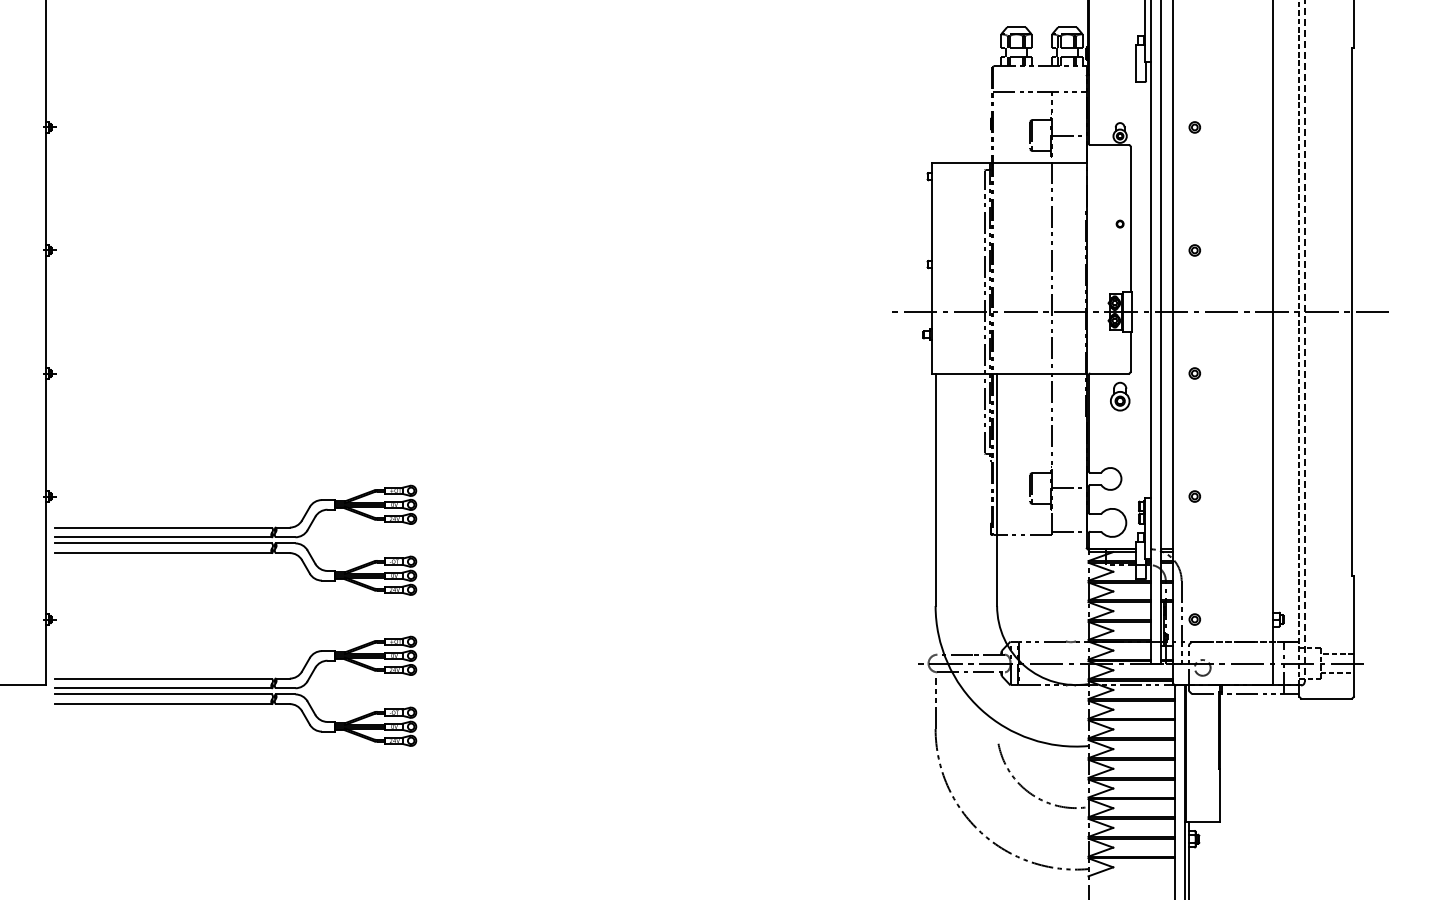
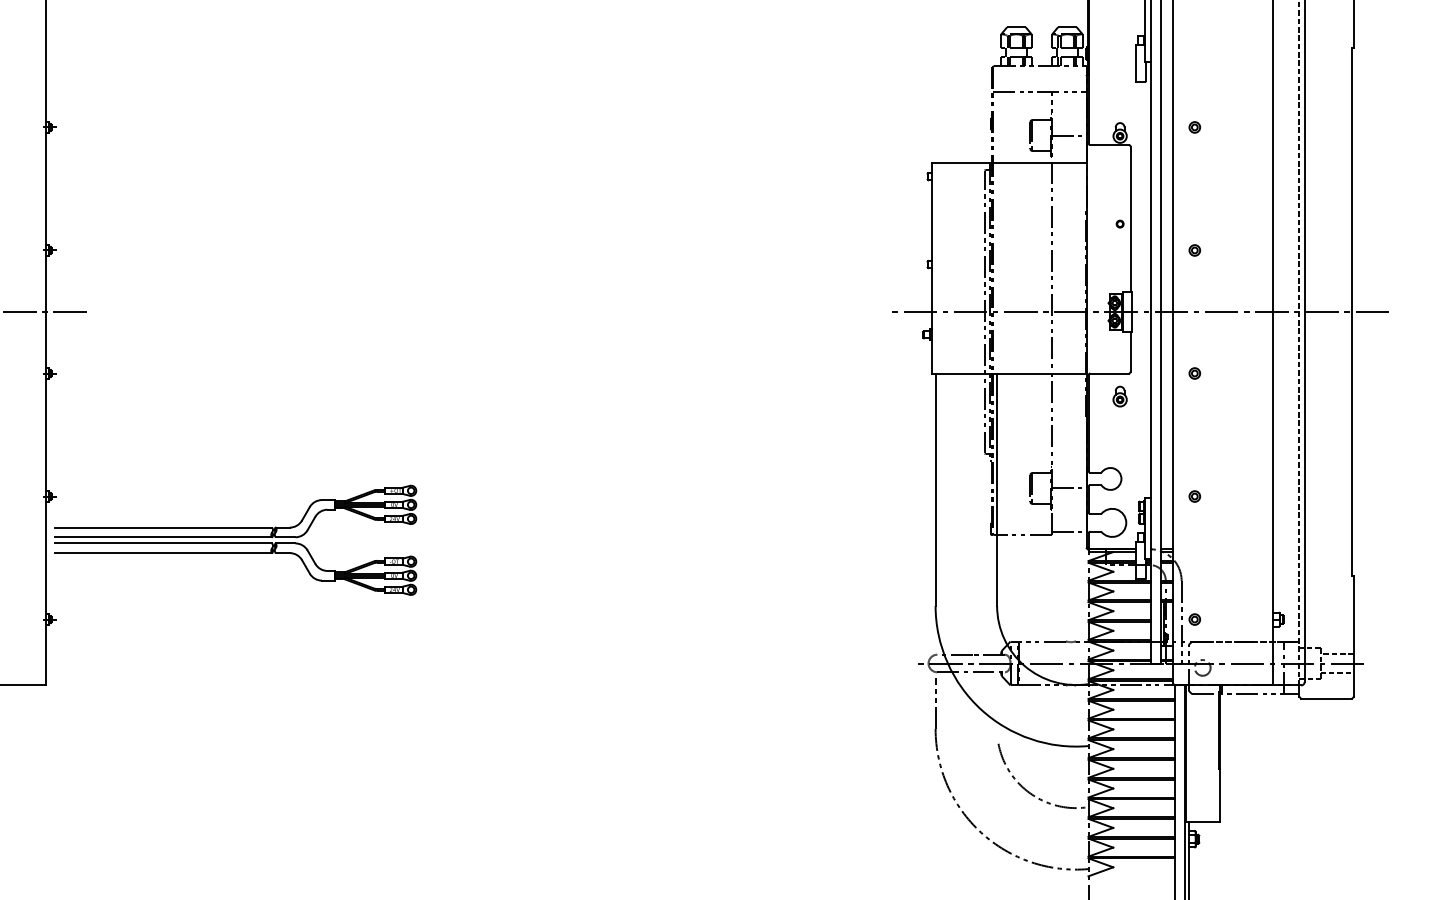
line: none -> present (44, 312)
line: dashed -> solid (1304, 341)
part size: 21x31 px -> 16x23 px (1119, 396)
part: present -> none (235, 690)
